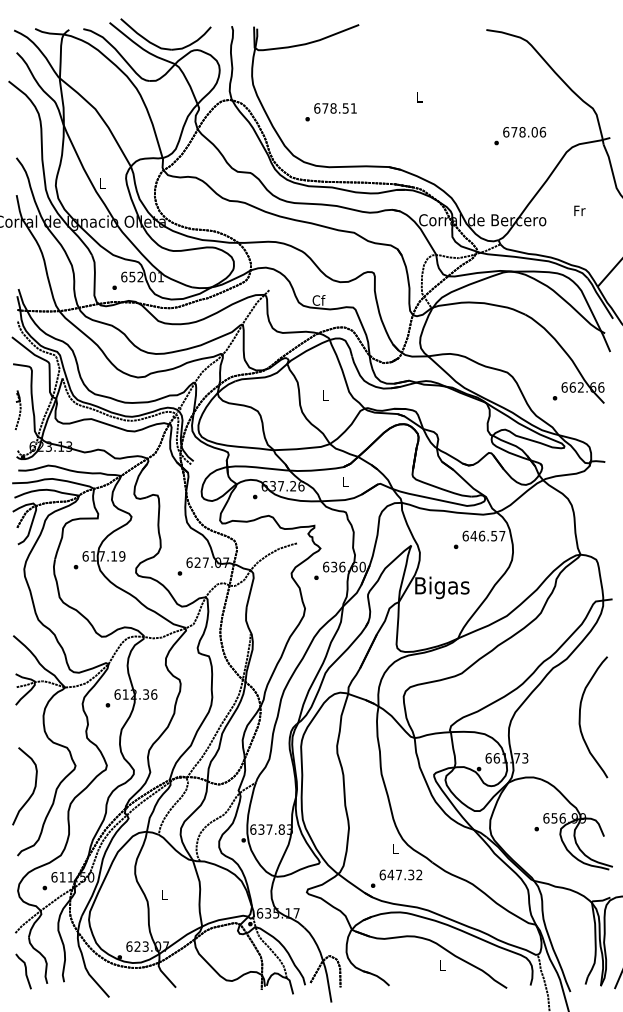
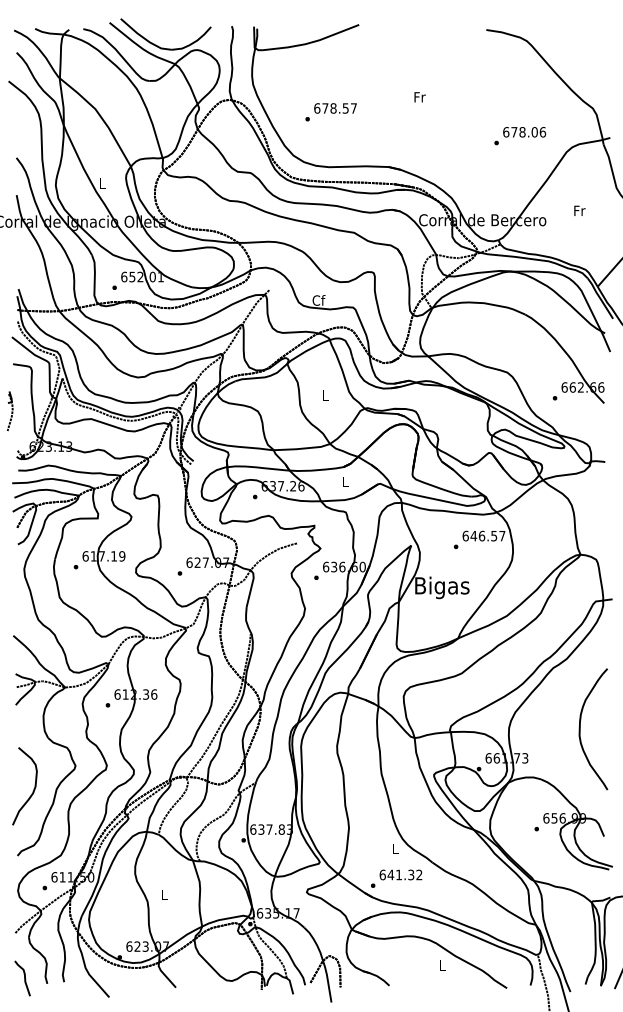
text: L -> Fr (419, 97)
text: 678.51 -> 678.57 (353, 108)
part position: (17, 410) -> (9, 411) (9, 411)
curve position: (580, 717) -> (580, 729) (580, 729)
text: 647.32 -> 641.32 (398, 874)
curve position: (25, 971) -> (24, 978) (24, 978)
